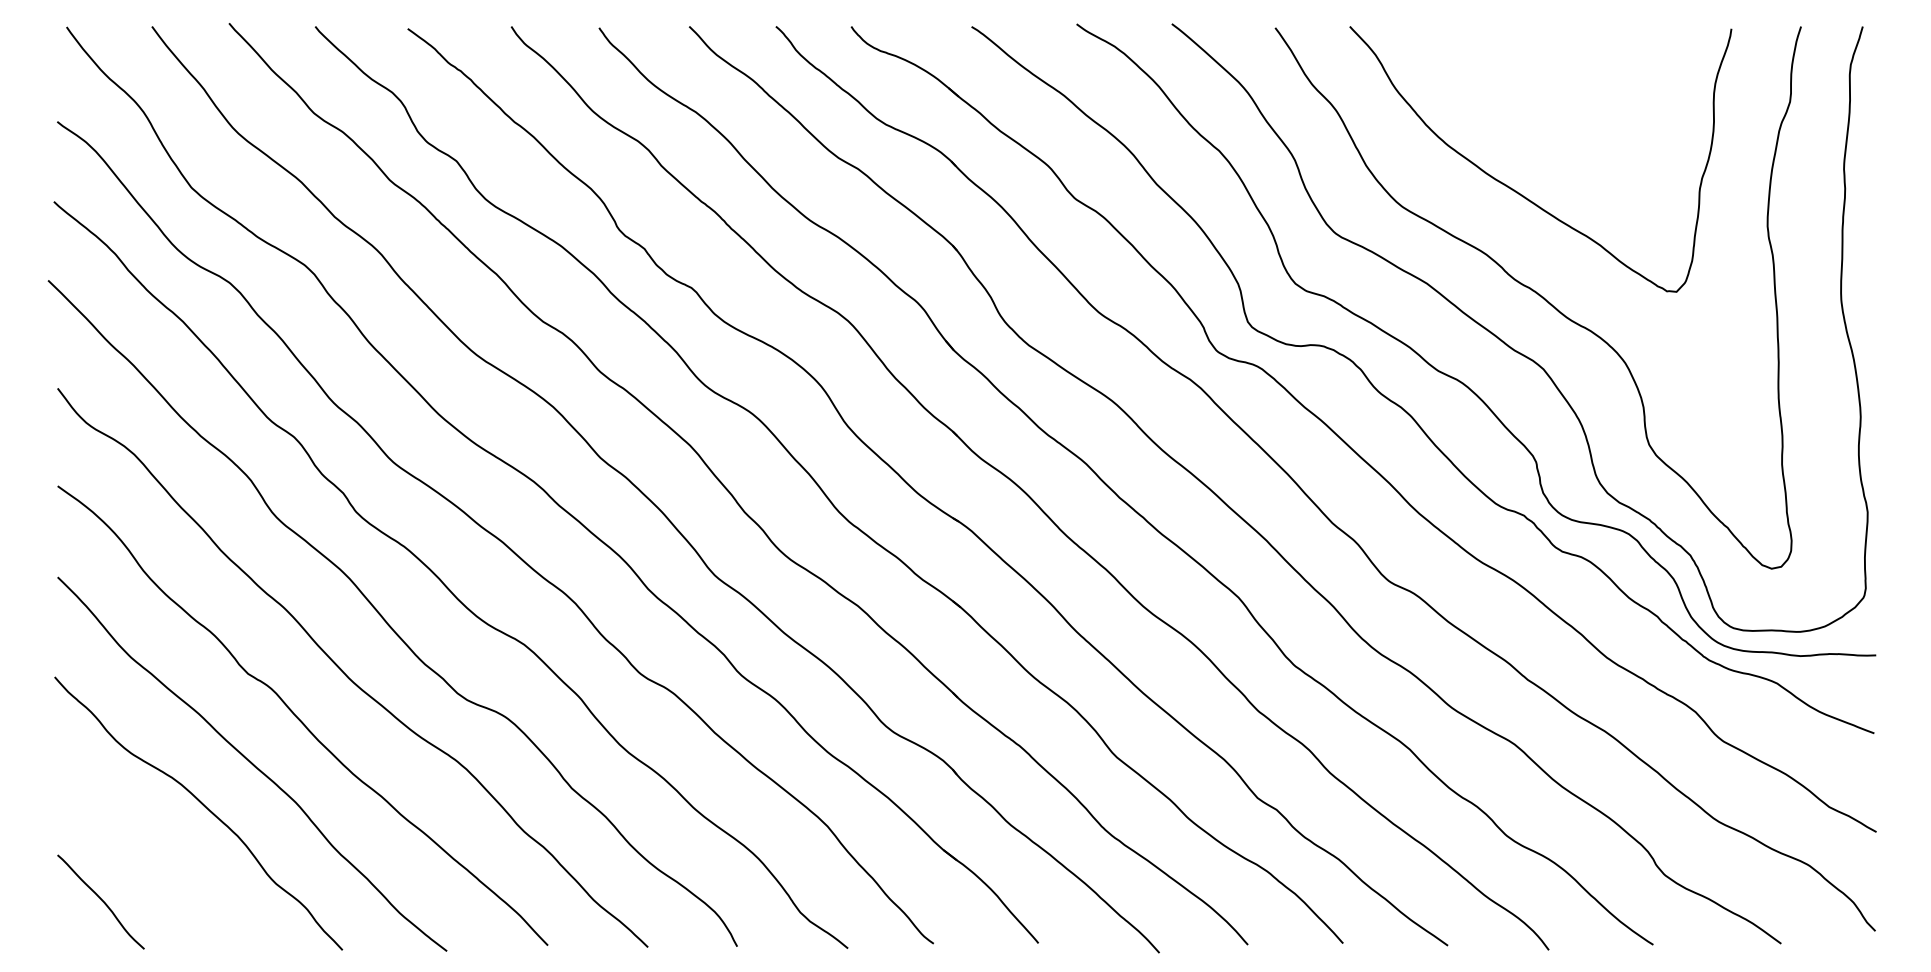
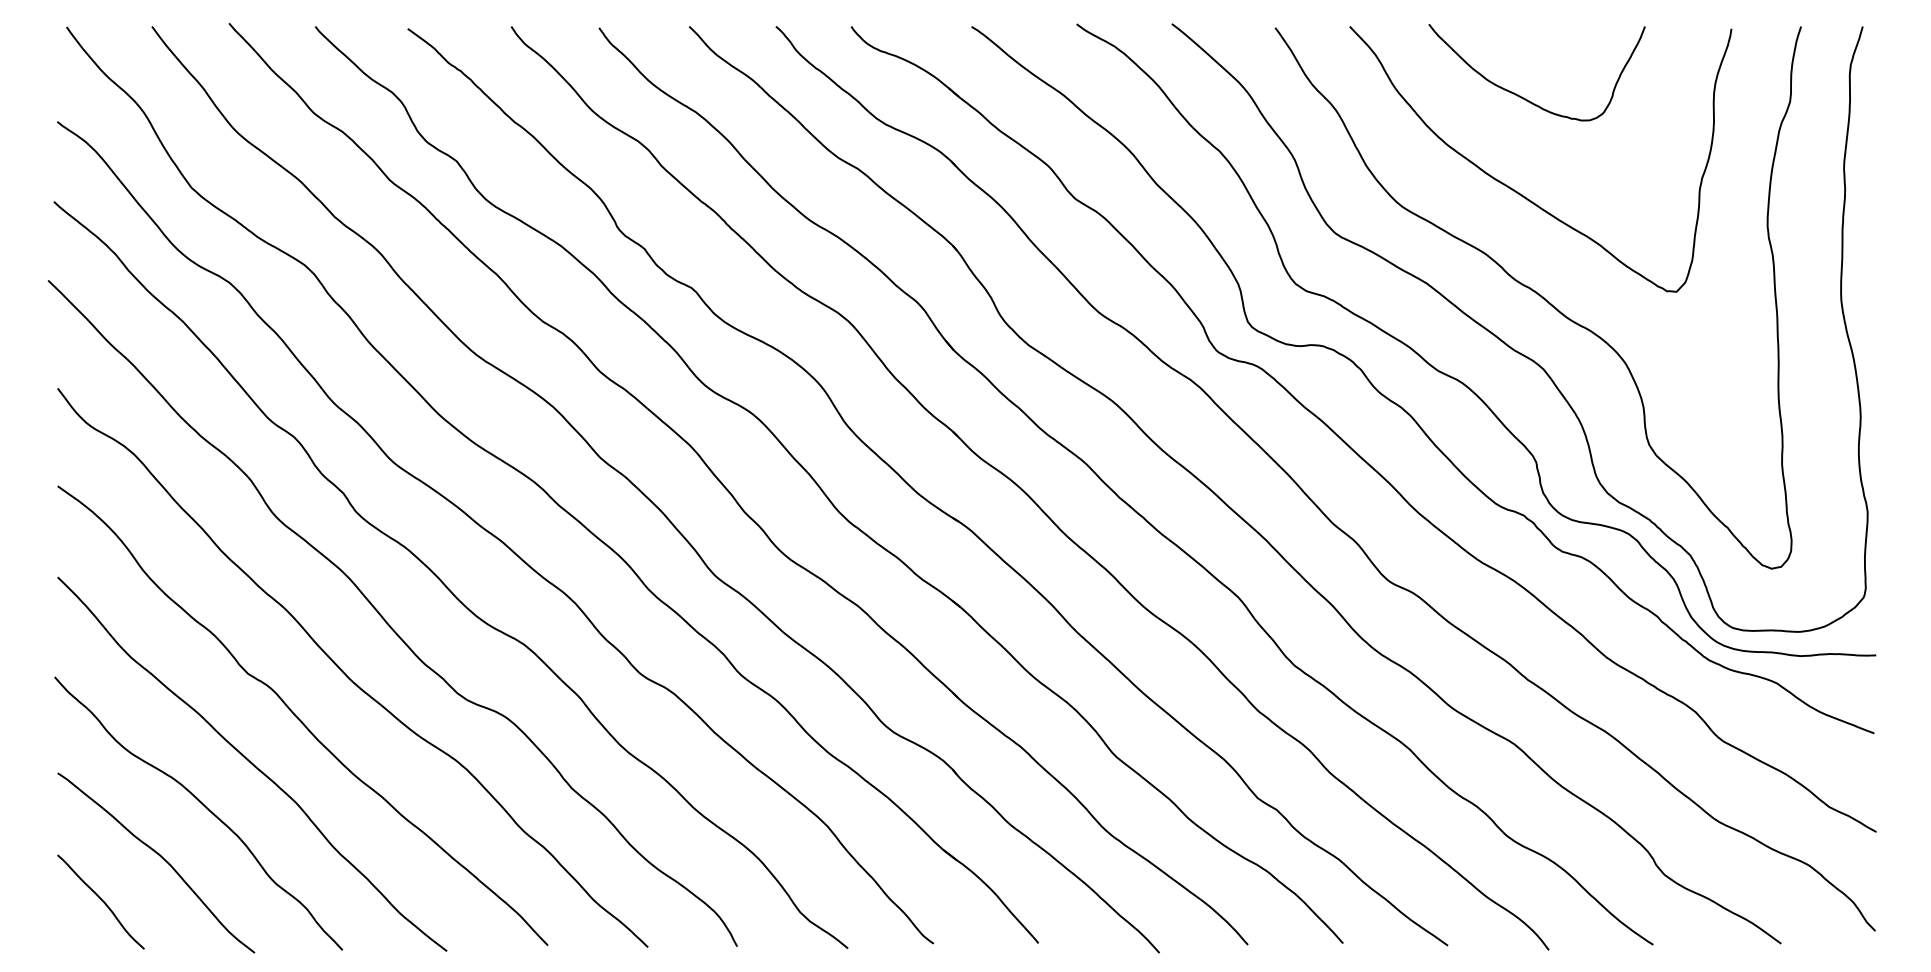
curve: none -> present (1524, 97)
curve: none -> present (160, 857)
